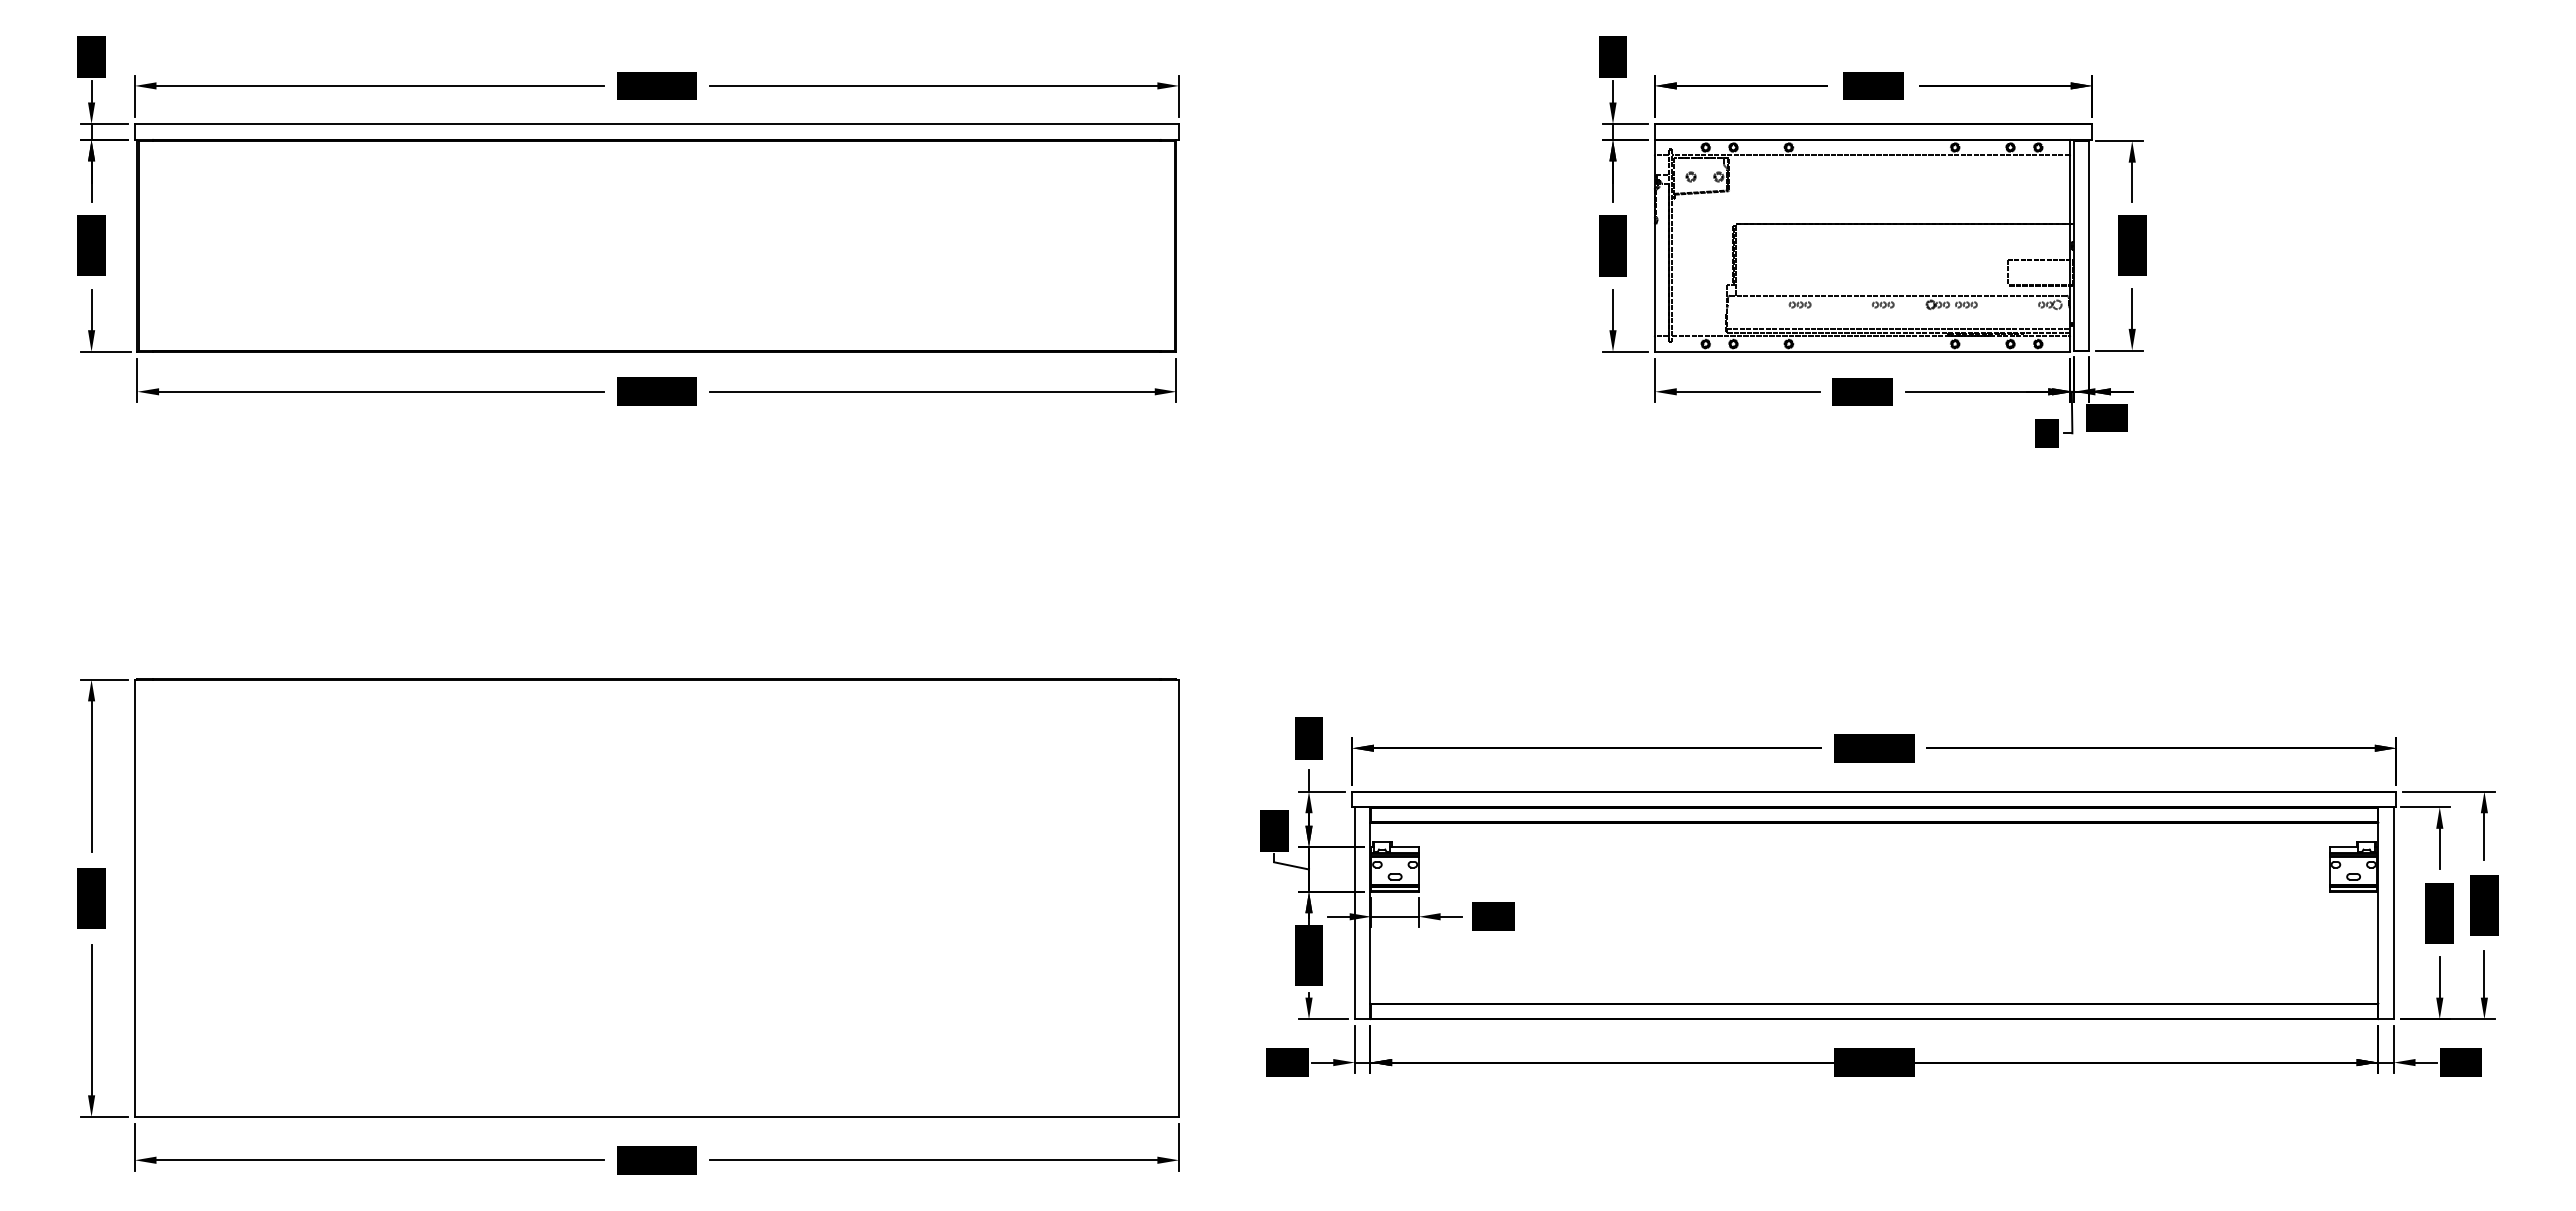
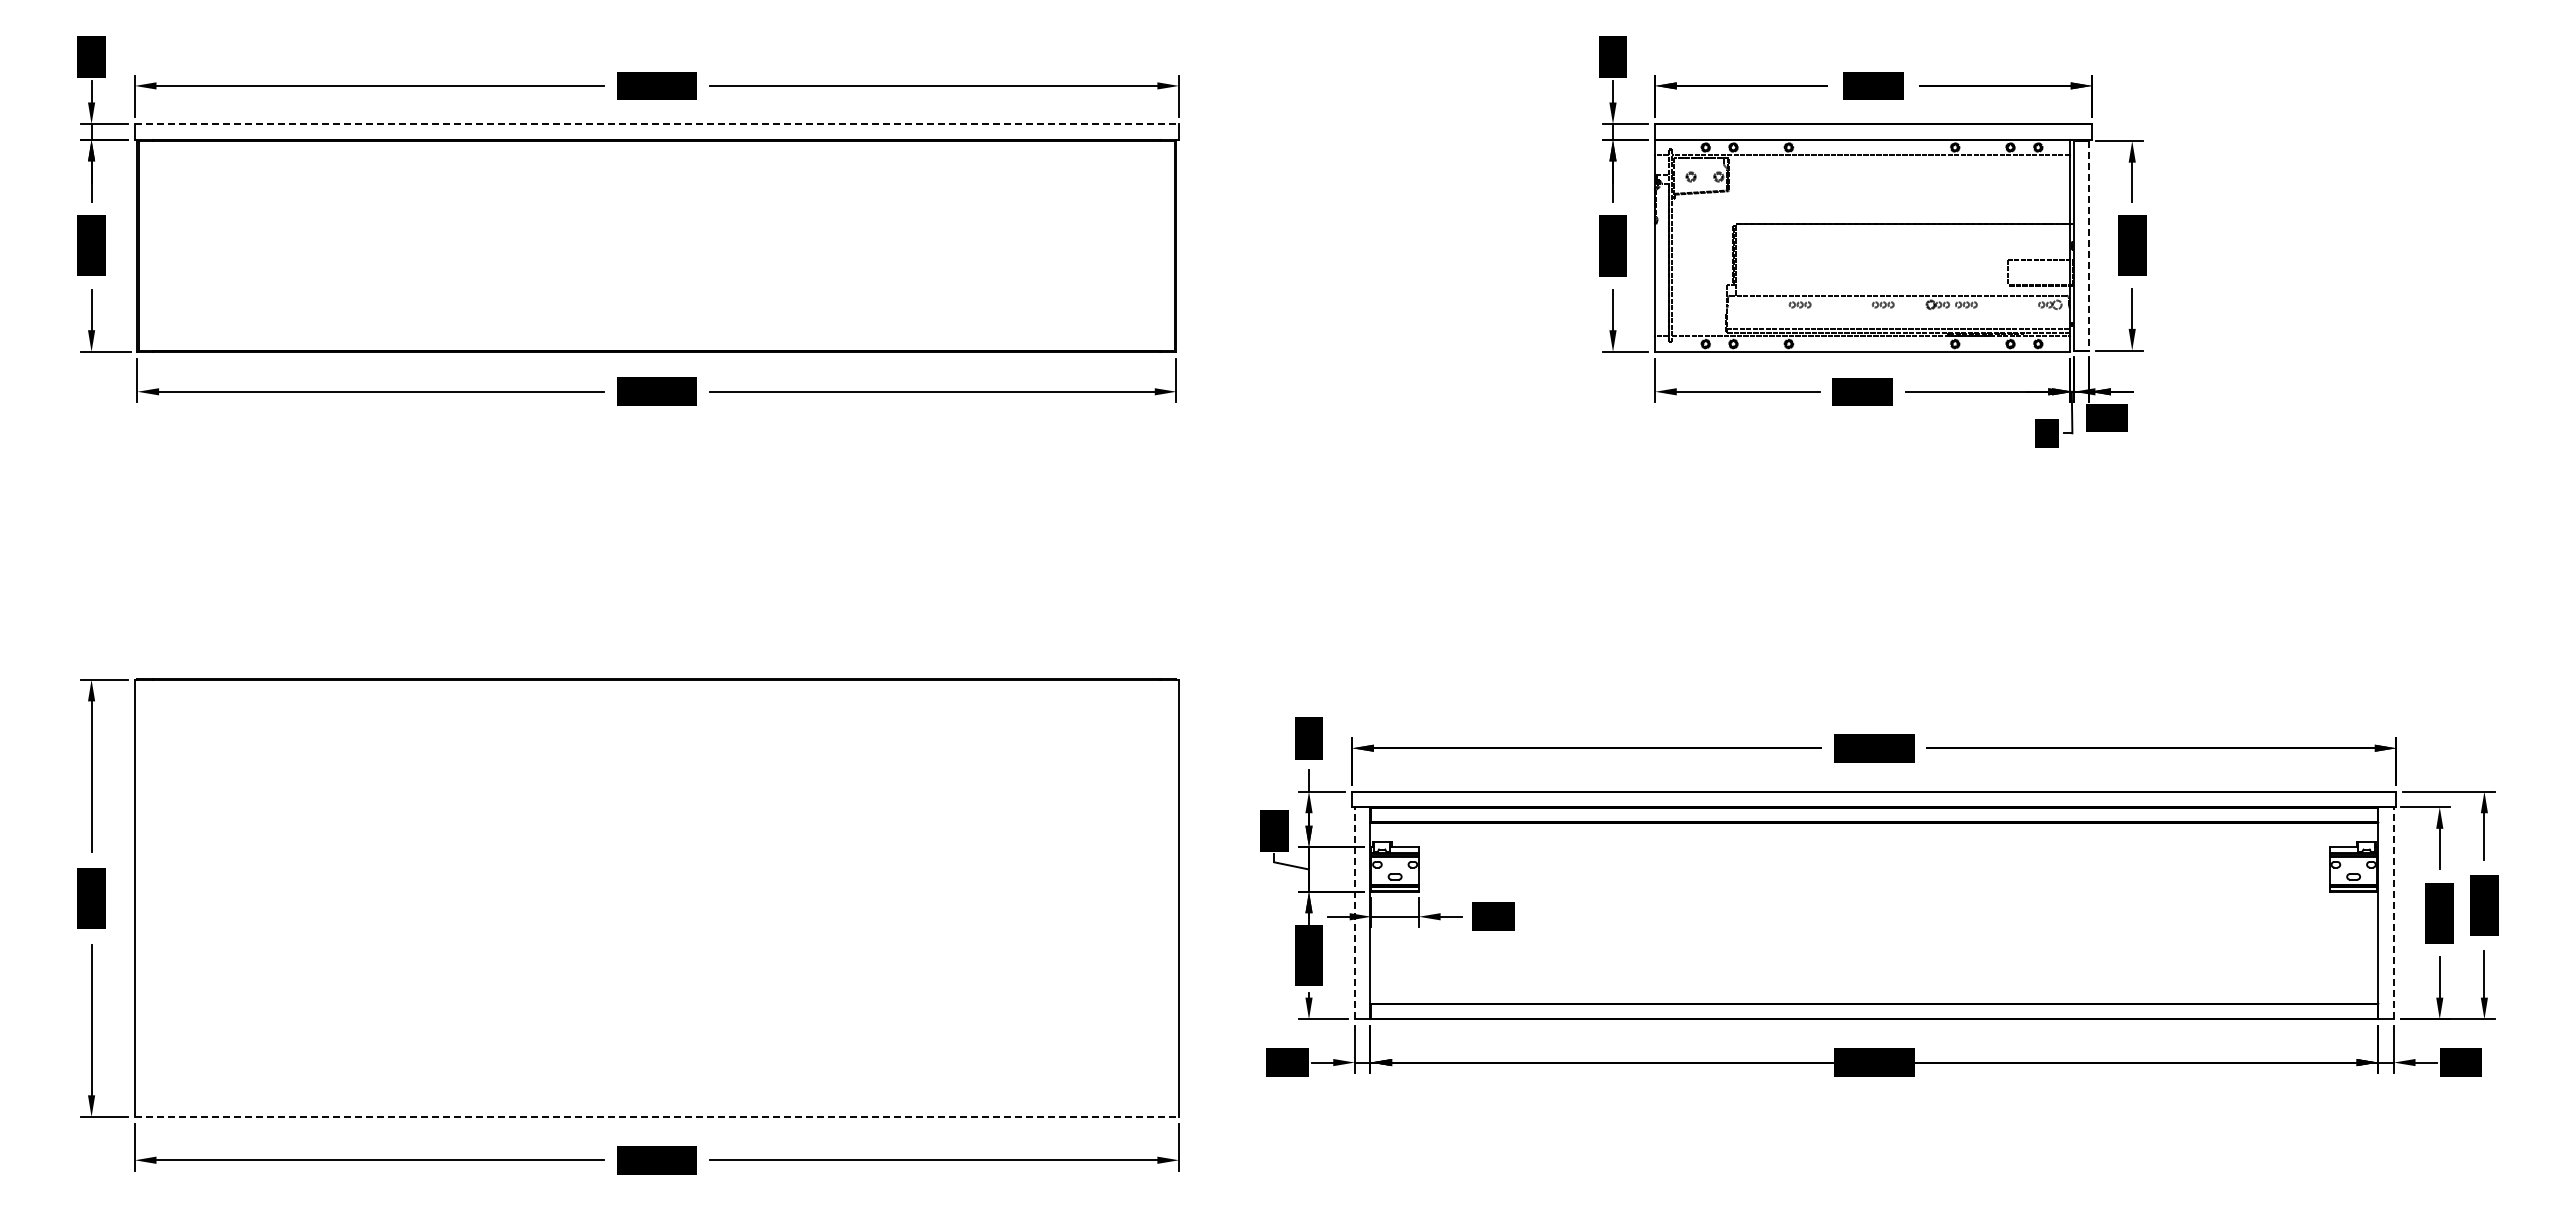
line: solid -> dashed (657, 124)
line: solid -> dashed (2089, 245)
line: solid -> dashed (1354, 912)
line: solid -> dashed (2393, 912)
line: solid -> dashed (657, 1116)
